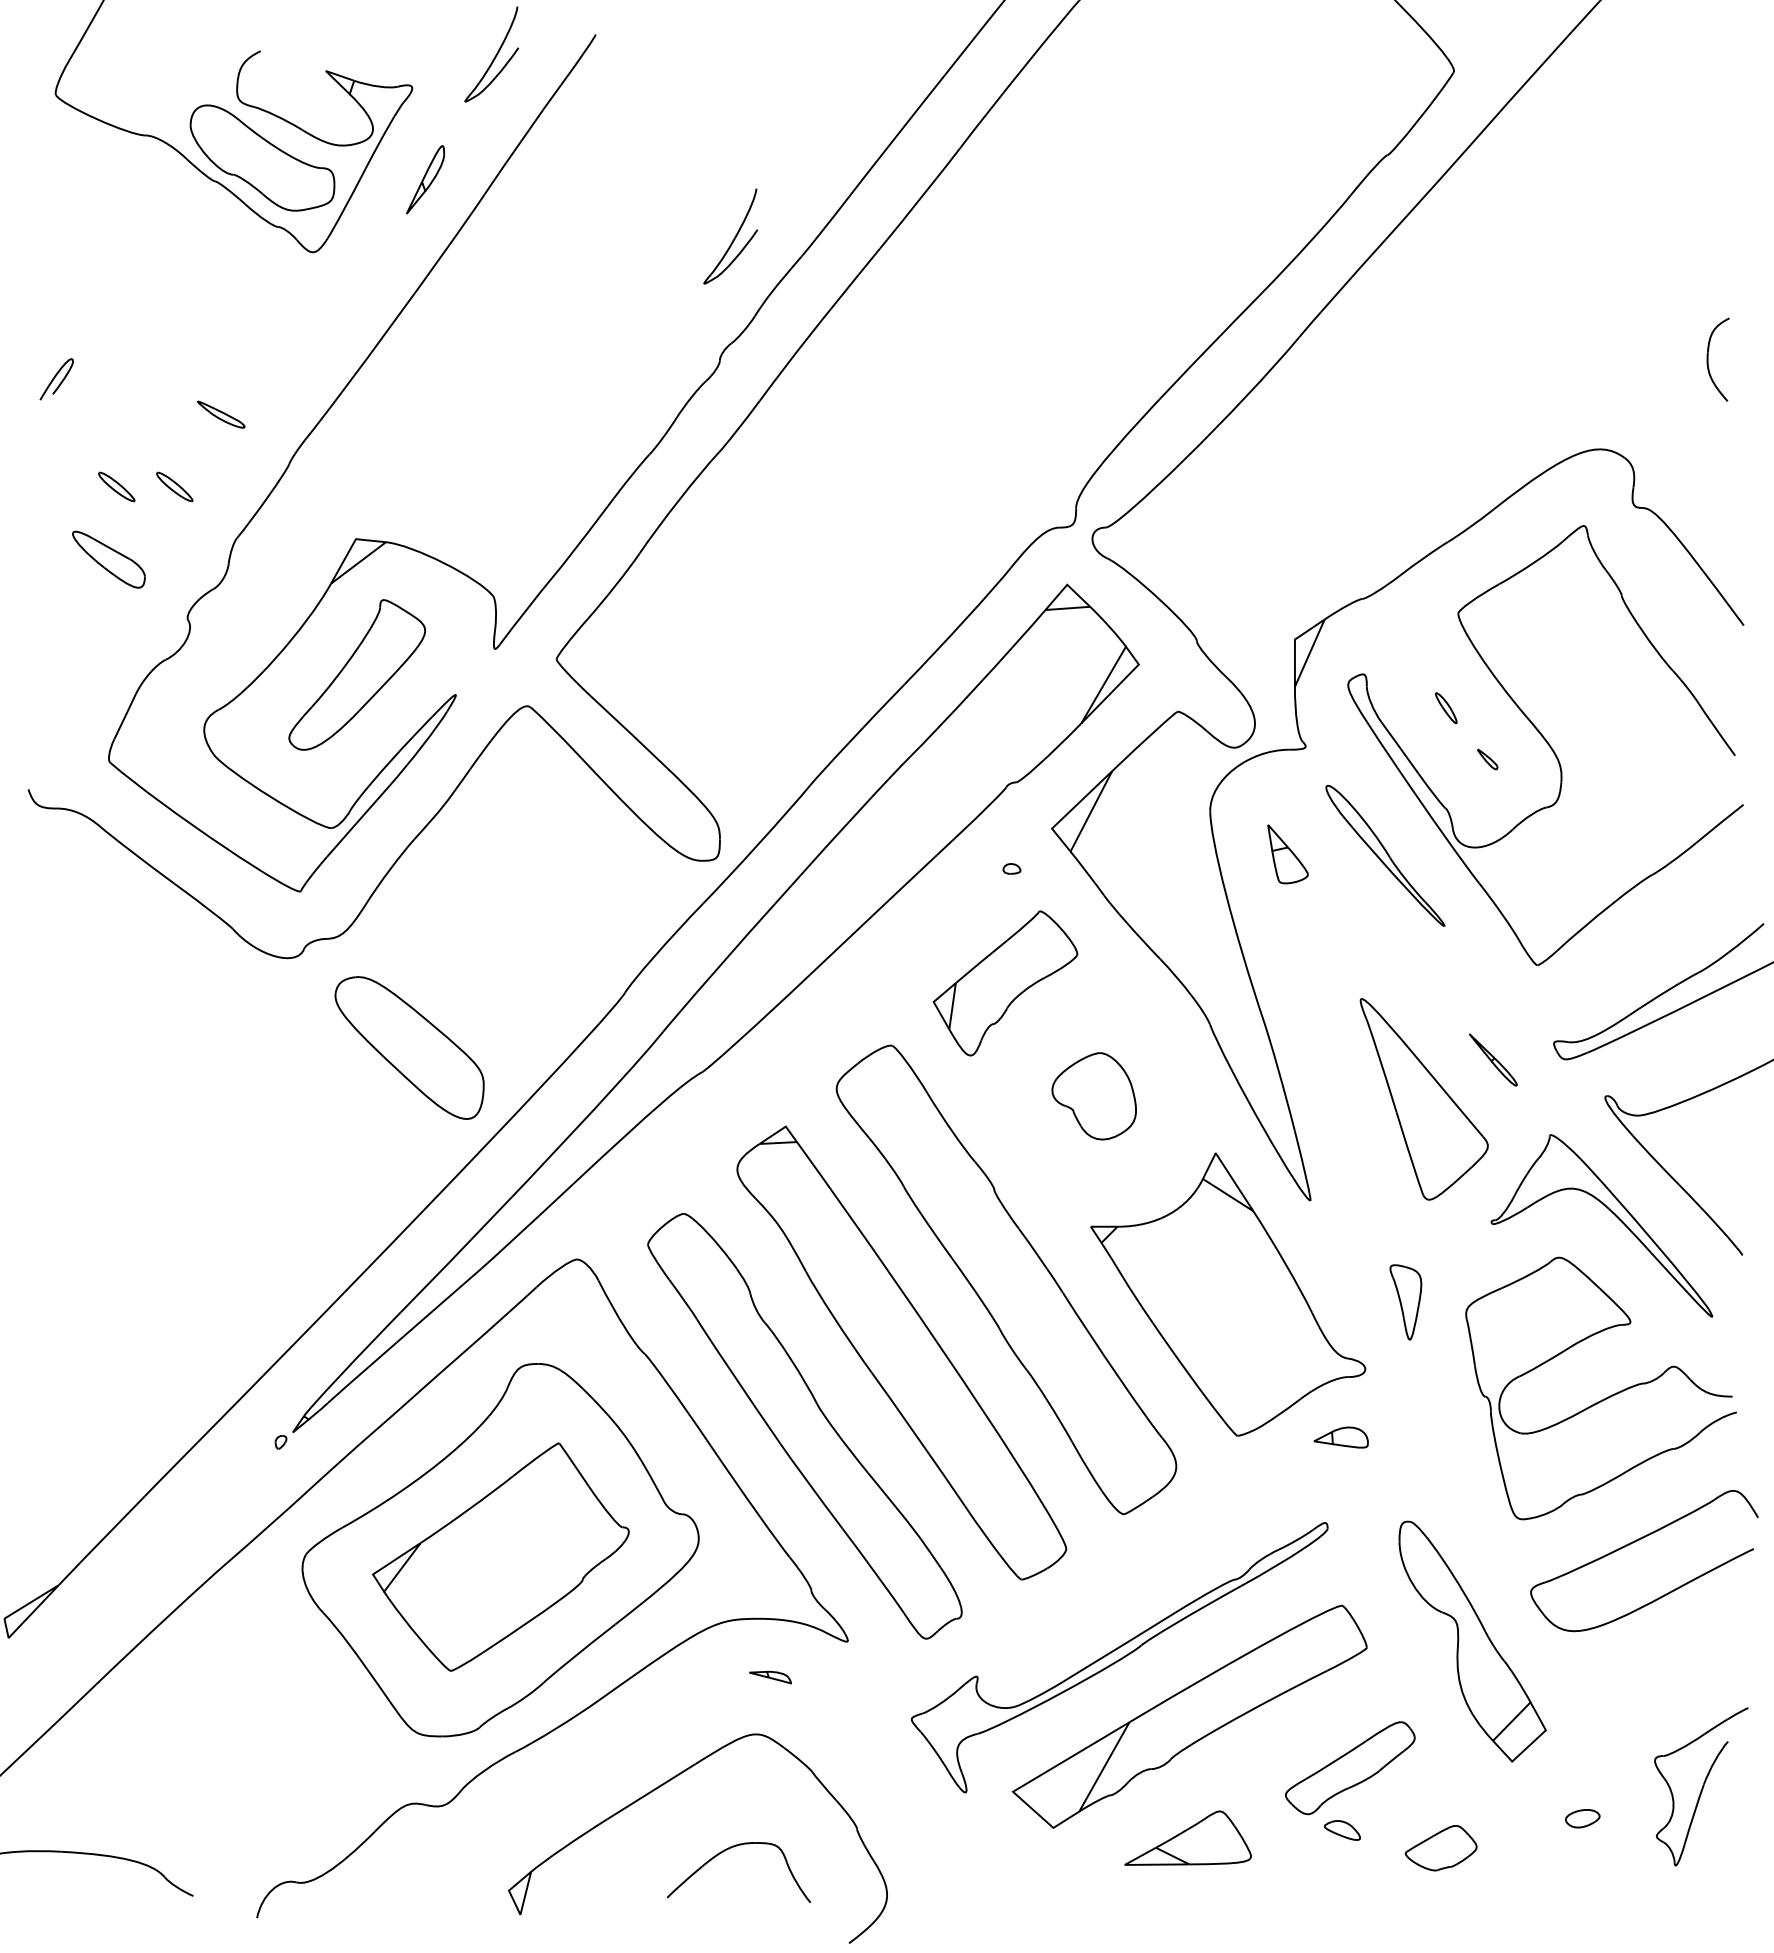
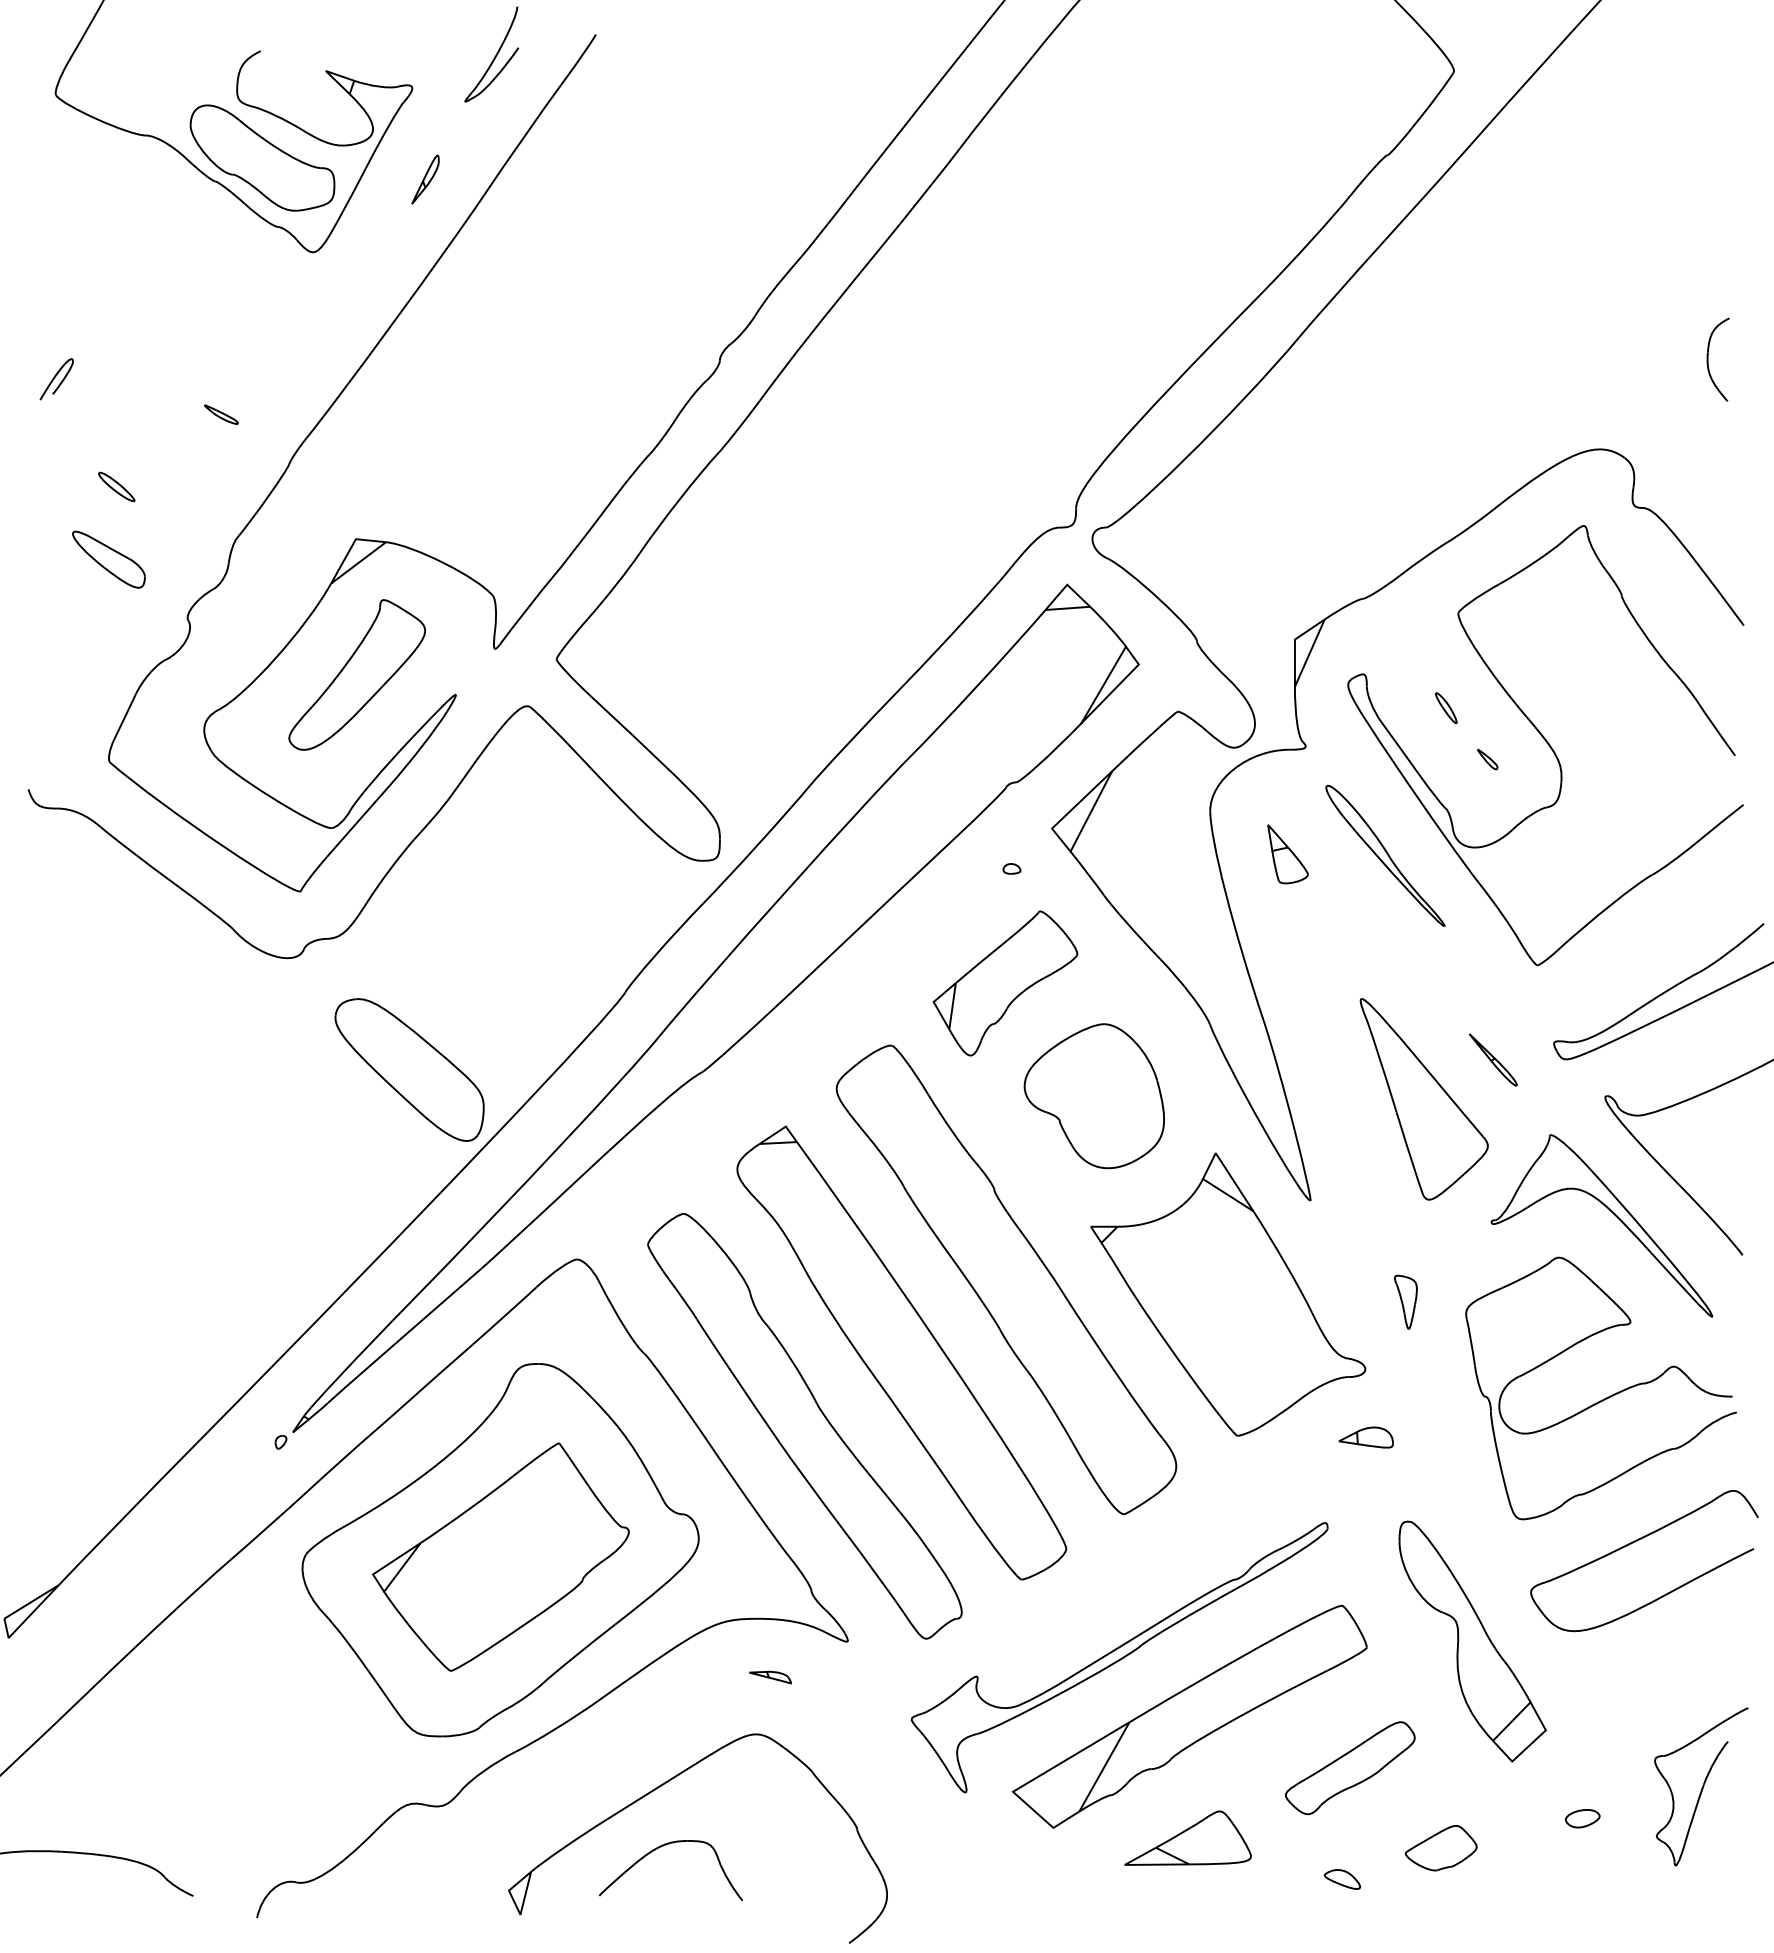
part size: 40x70 px -> 29x51 px (425, 179)
part: present -> none (730, 236)
part size: 50x29 px -> 35x21 px (221, 414)
part: present -> none (174, 486)
part position: (409, 1047) -> (409, 1069) (409, 1069)
part size: 86x89 px -> 142x147 px (1093, 1096)
part size: 34x77 px -> 24x56 px (1405, 1301)
part position: (1340, 1437) -> (1365, 1437) (1365, 1437)
part position: (1341, 1830) -> (1341, 1879) (1341, 1879)
part position: (729, 1849) -> (661, 1847) (661, 1847)
